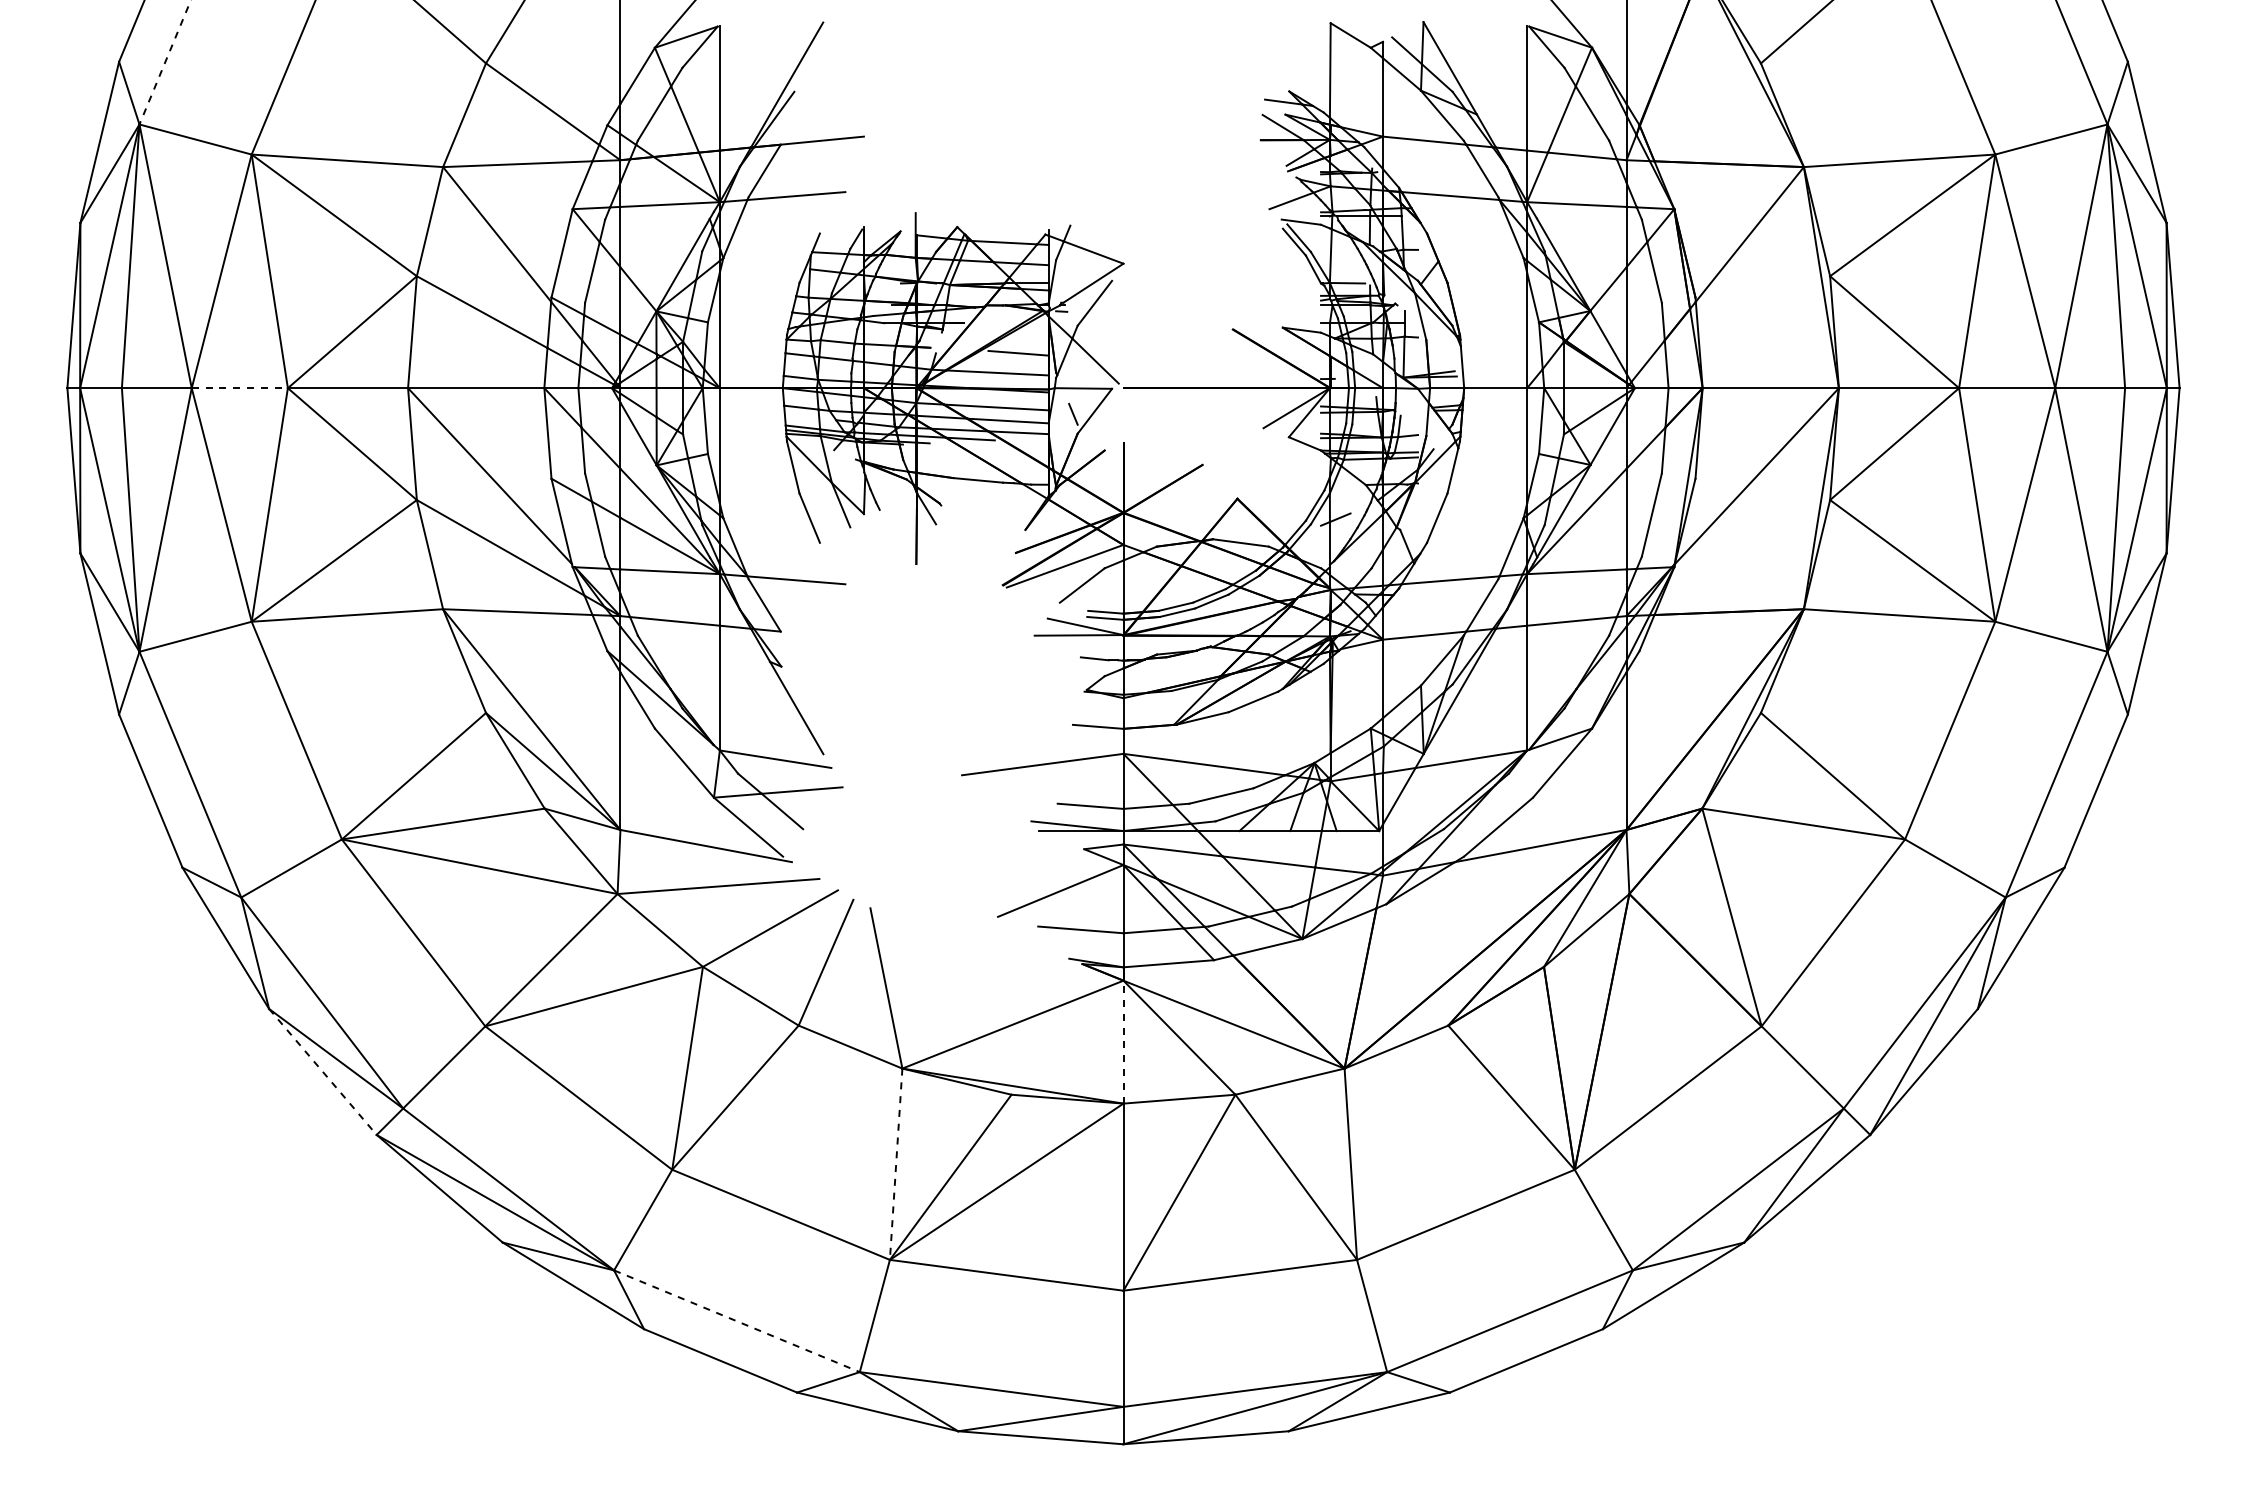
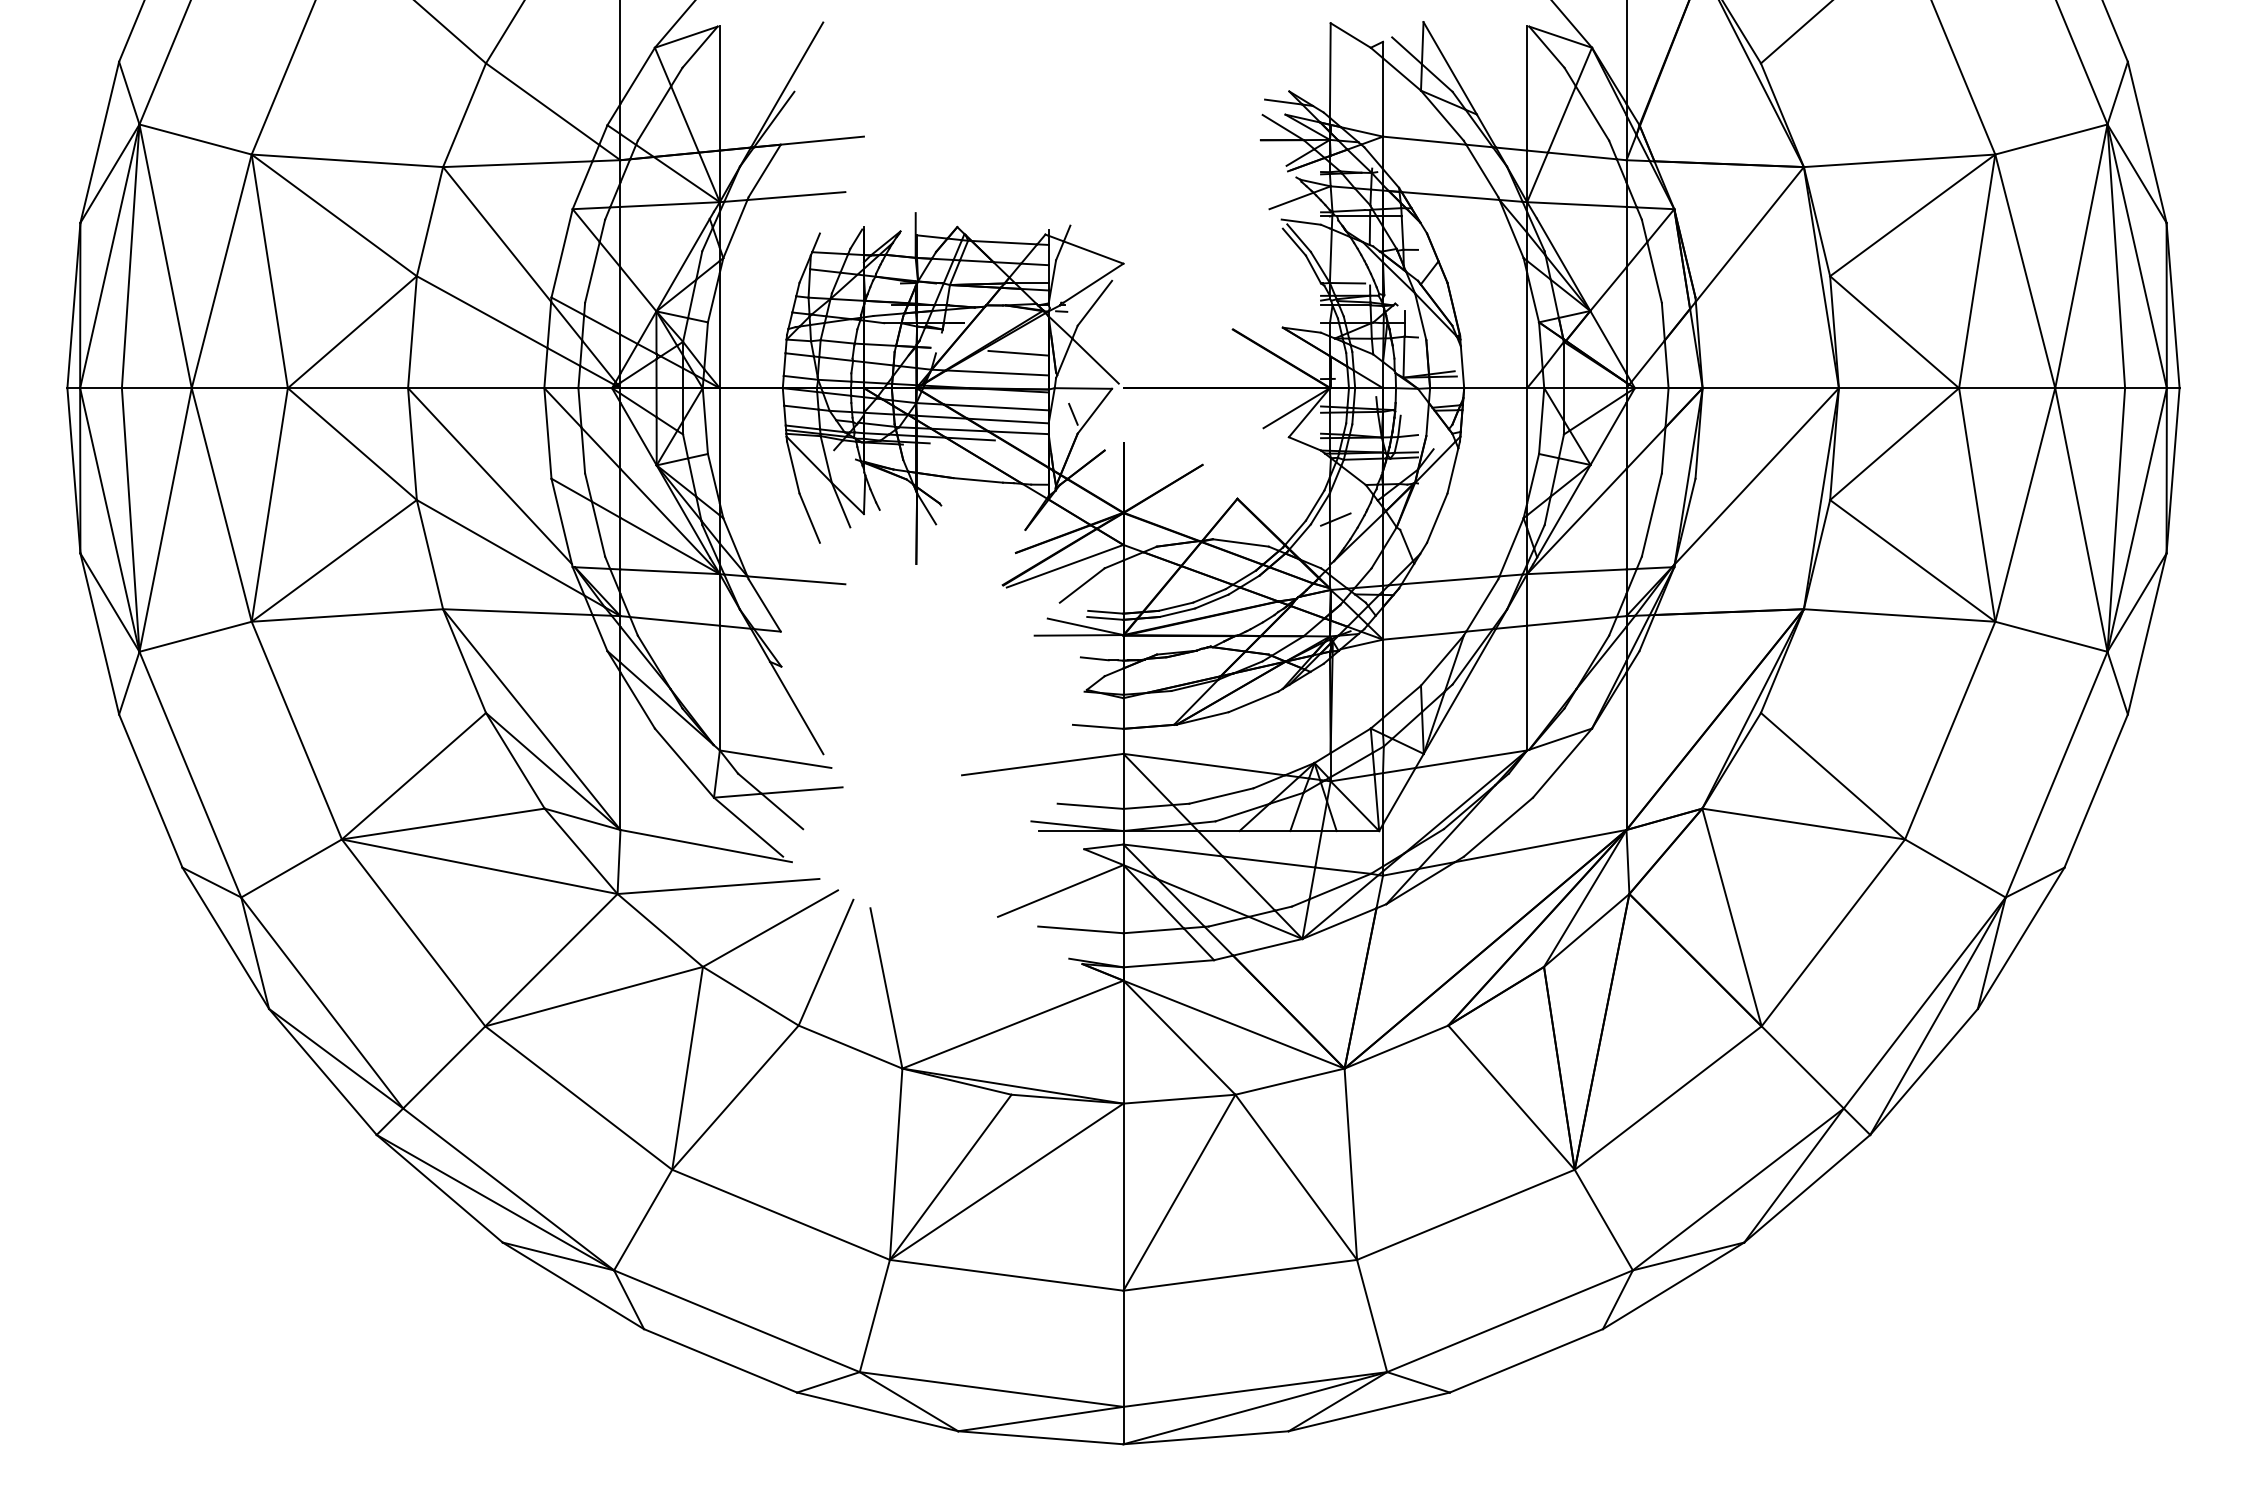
line: dashed -> solid (165, 62)
line: dashed -> solid (240, 388)
line: dashed -> solid (1123, 1041)
line: dashed -> solid (322, 1071)
line: dashed -> solid (896, 1164)
line: dashed -> solid (736, 1321)
